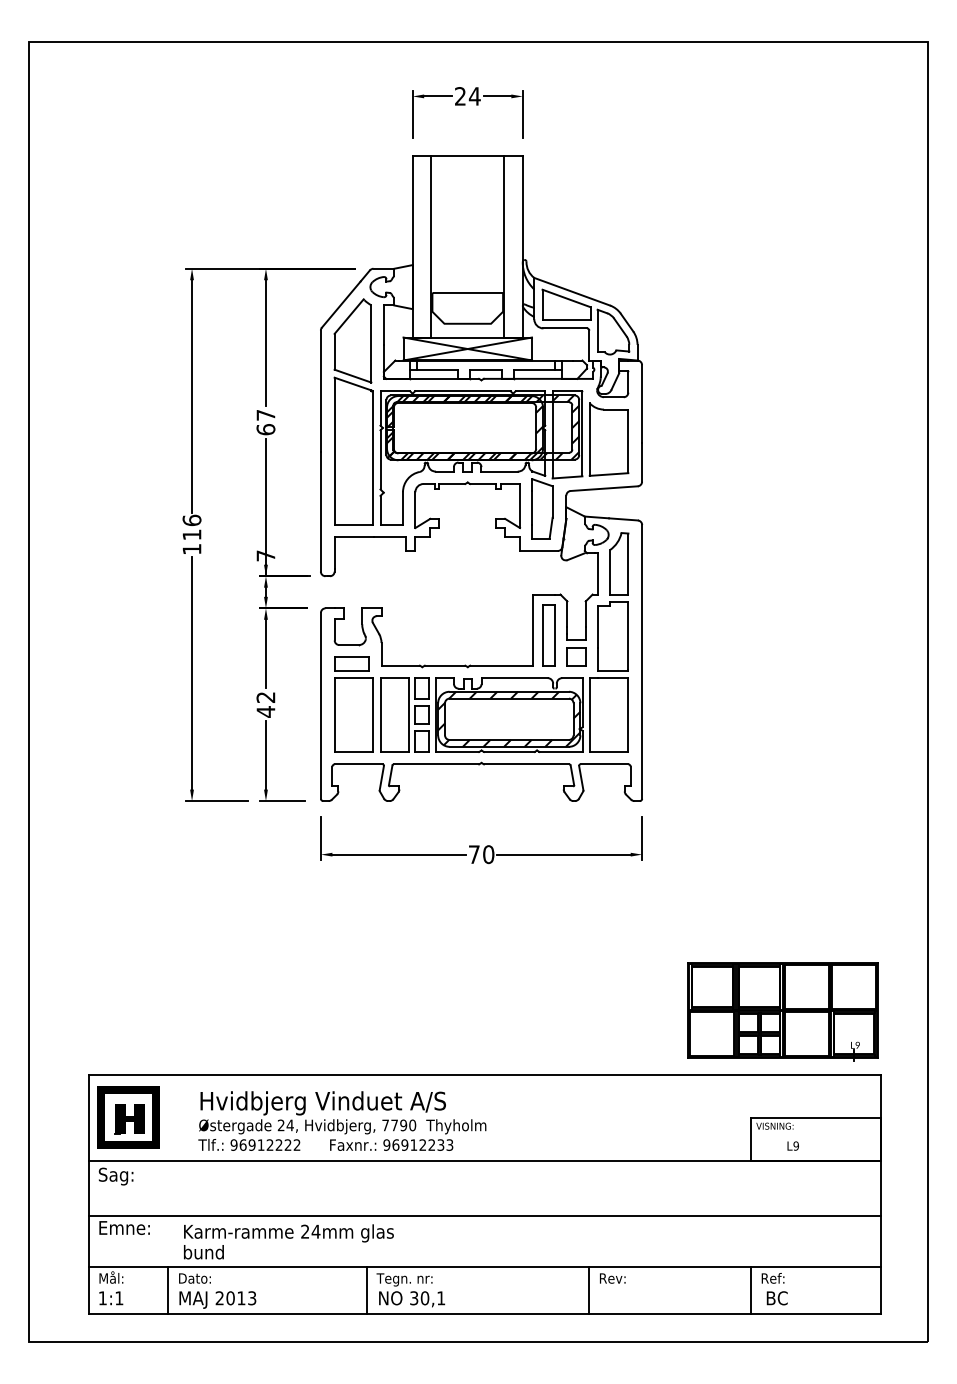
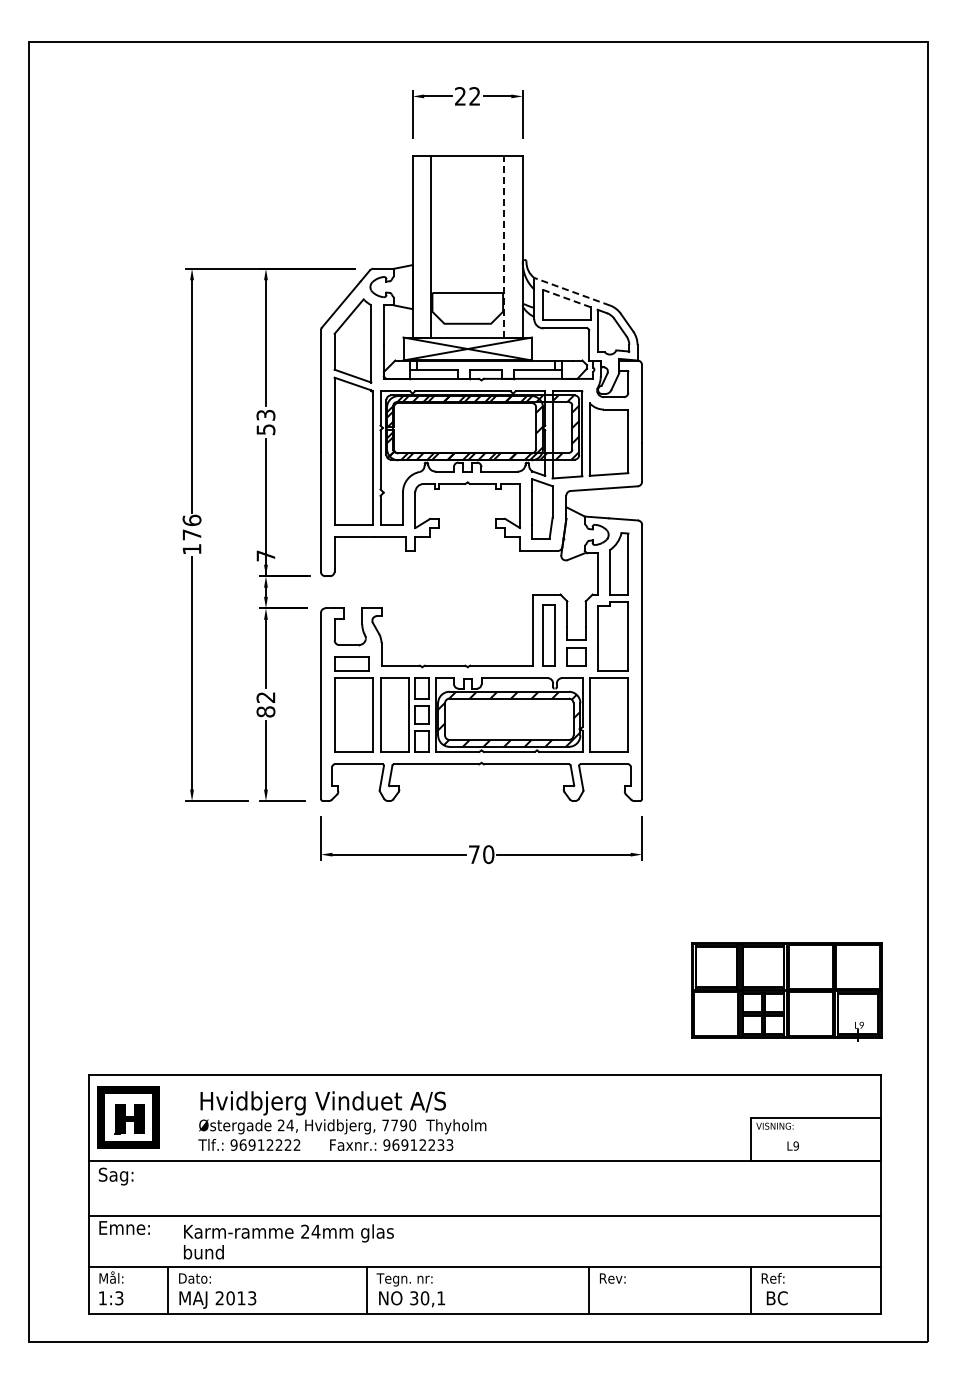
text: 24 -> 22 (474, 96)
line: solid -> dashed (504, 246)
line: solid -> dashed (571, 291)
line: solid -> dashed (566, 298)
text: 67 -> 53 (265, 422)
text: 116 -> 176 (191, 534)
text: 42 -> 82 (265, 711)
part position: (782, 1011) -> (786, 991) (786, 991)
text: 1:1 -> 1:3 (119, 1298)
